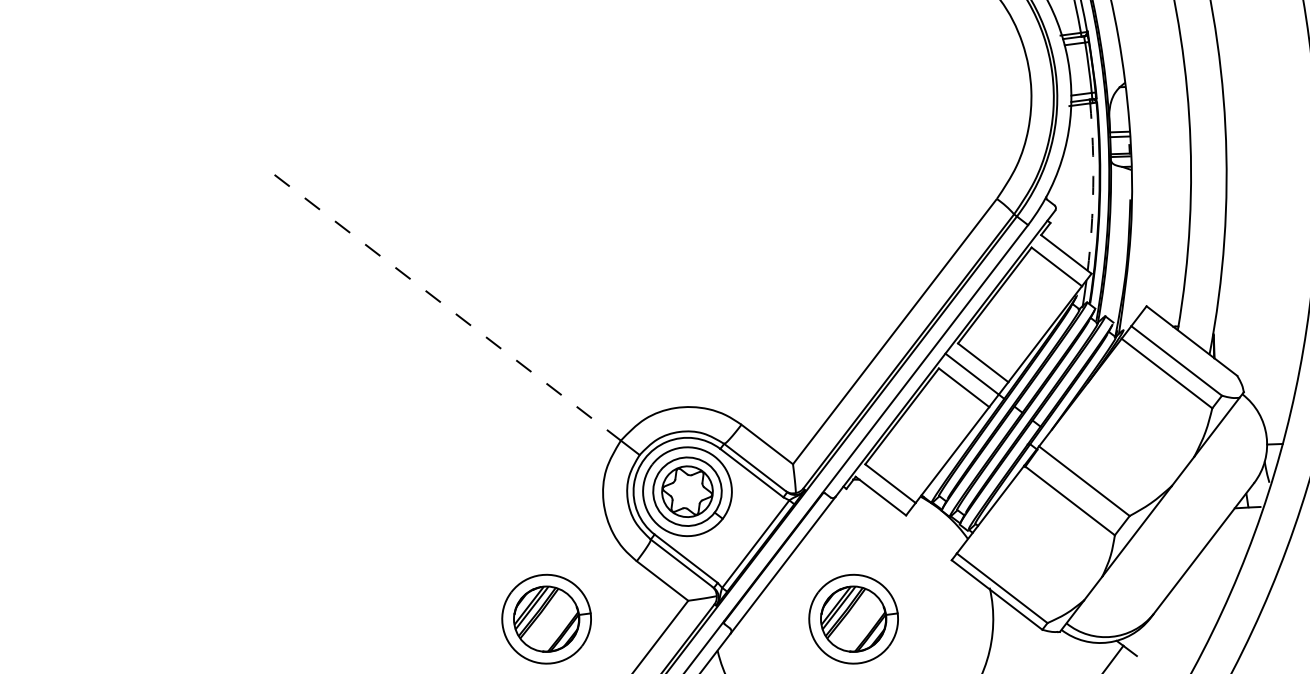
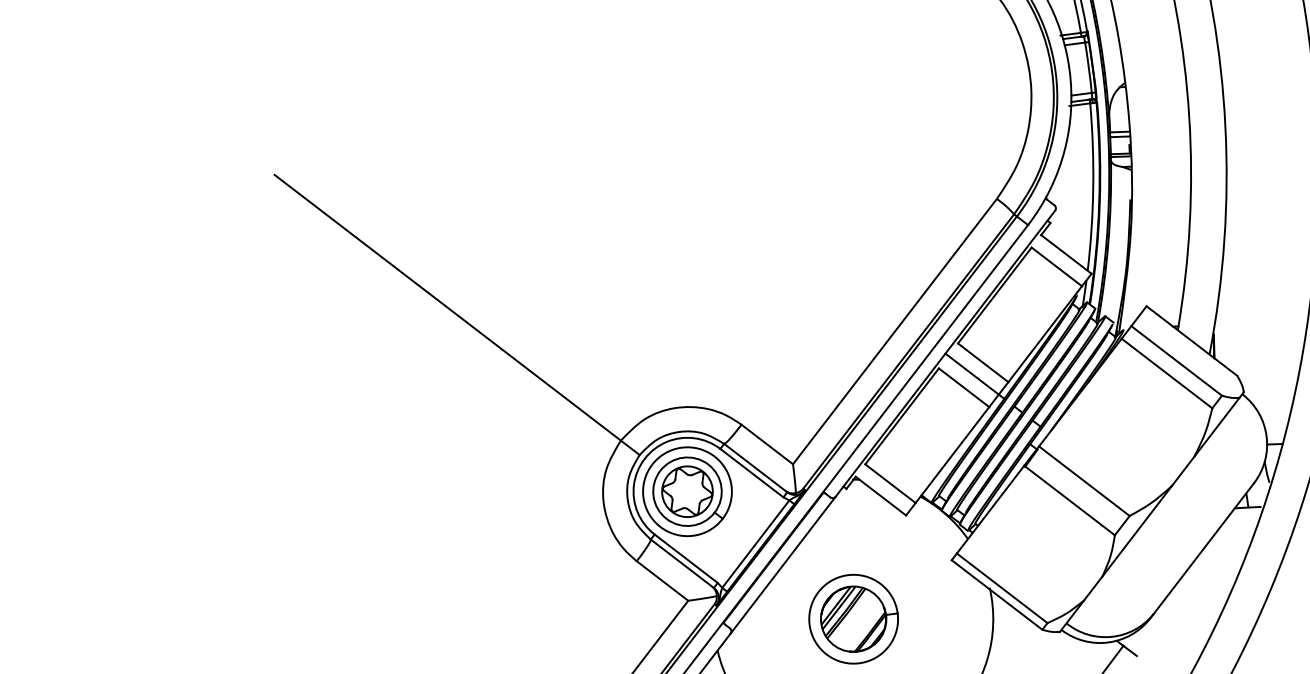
arc: dashed -> solid (1093, 187)
line: dashed -> solid (448, 308)
part: present -> none (546, 618)
